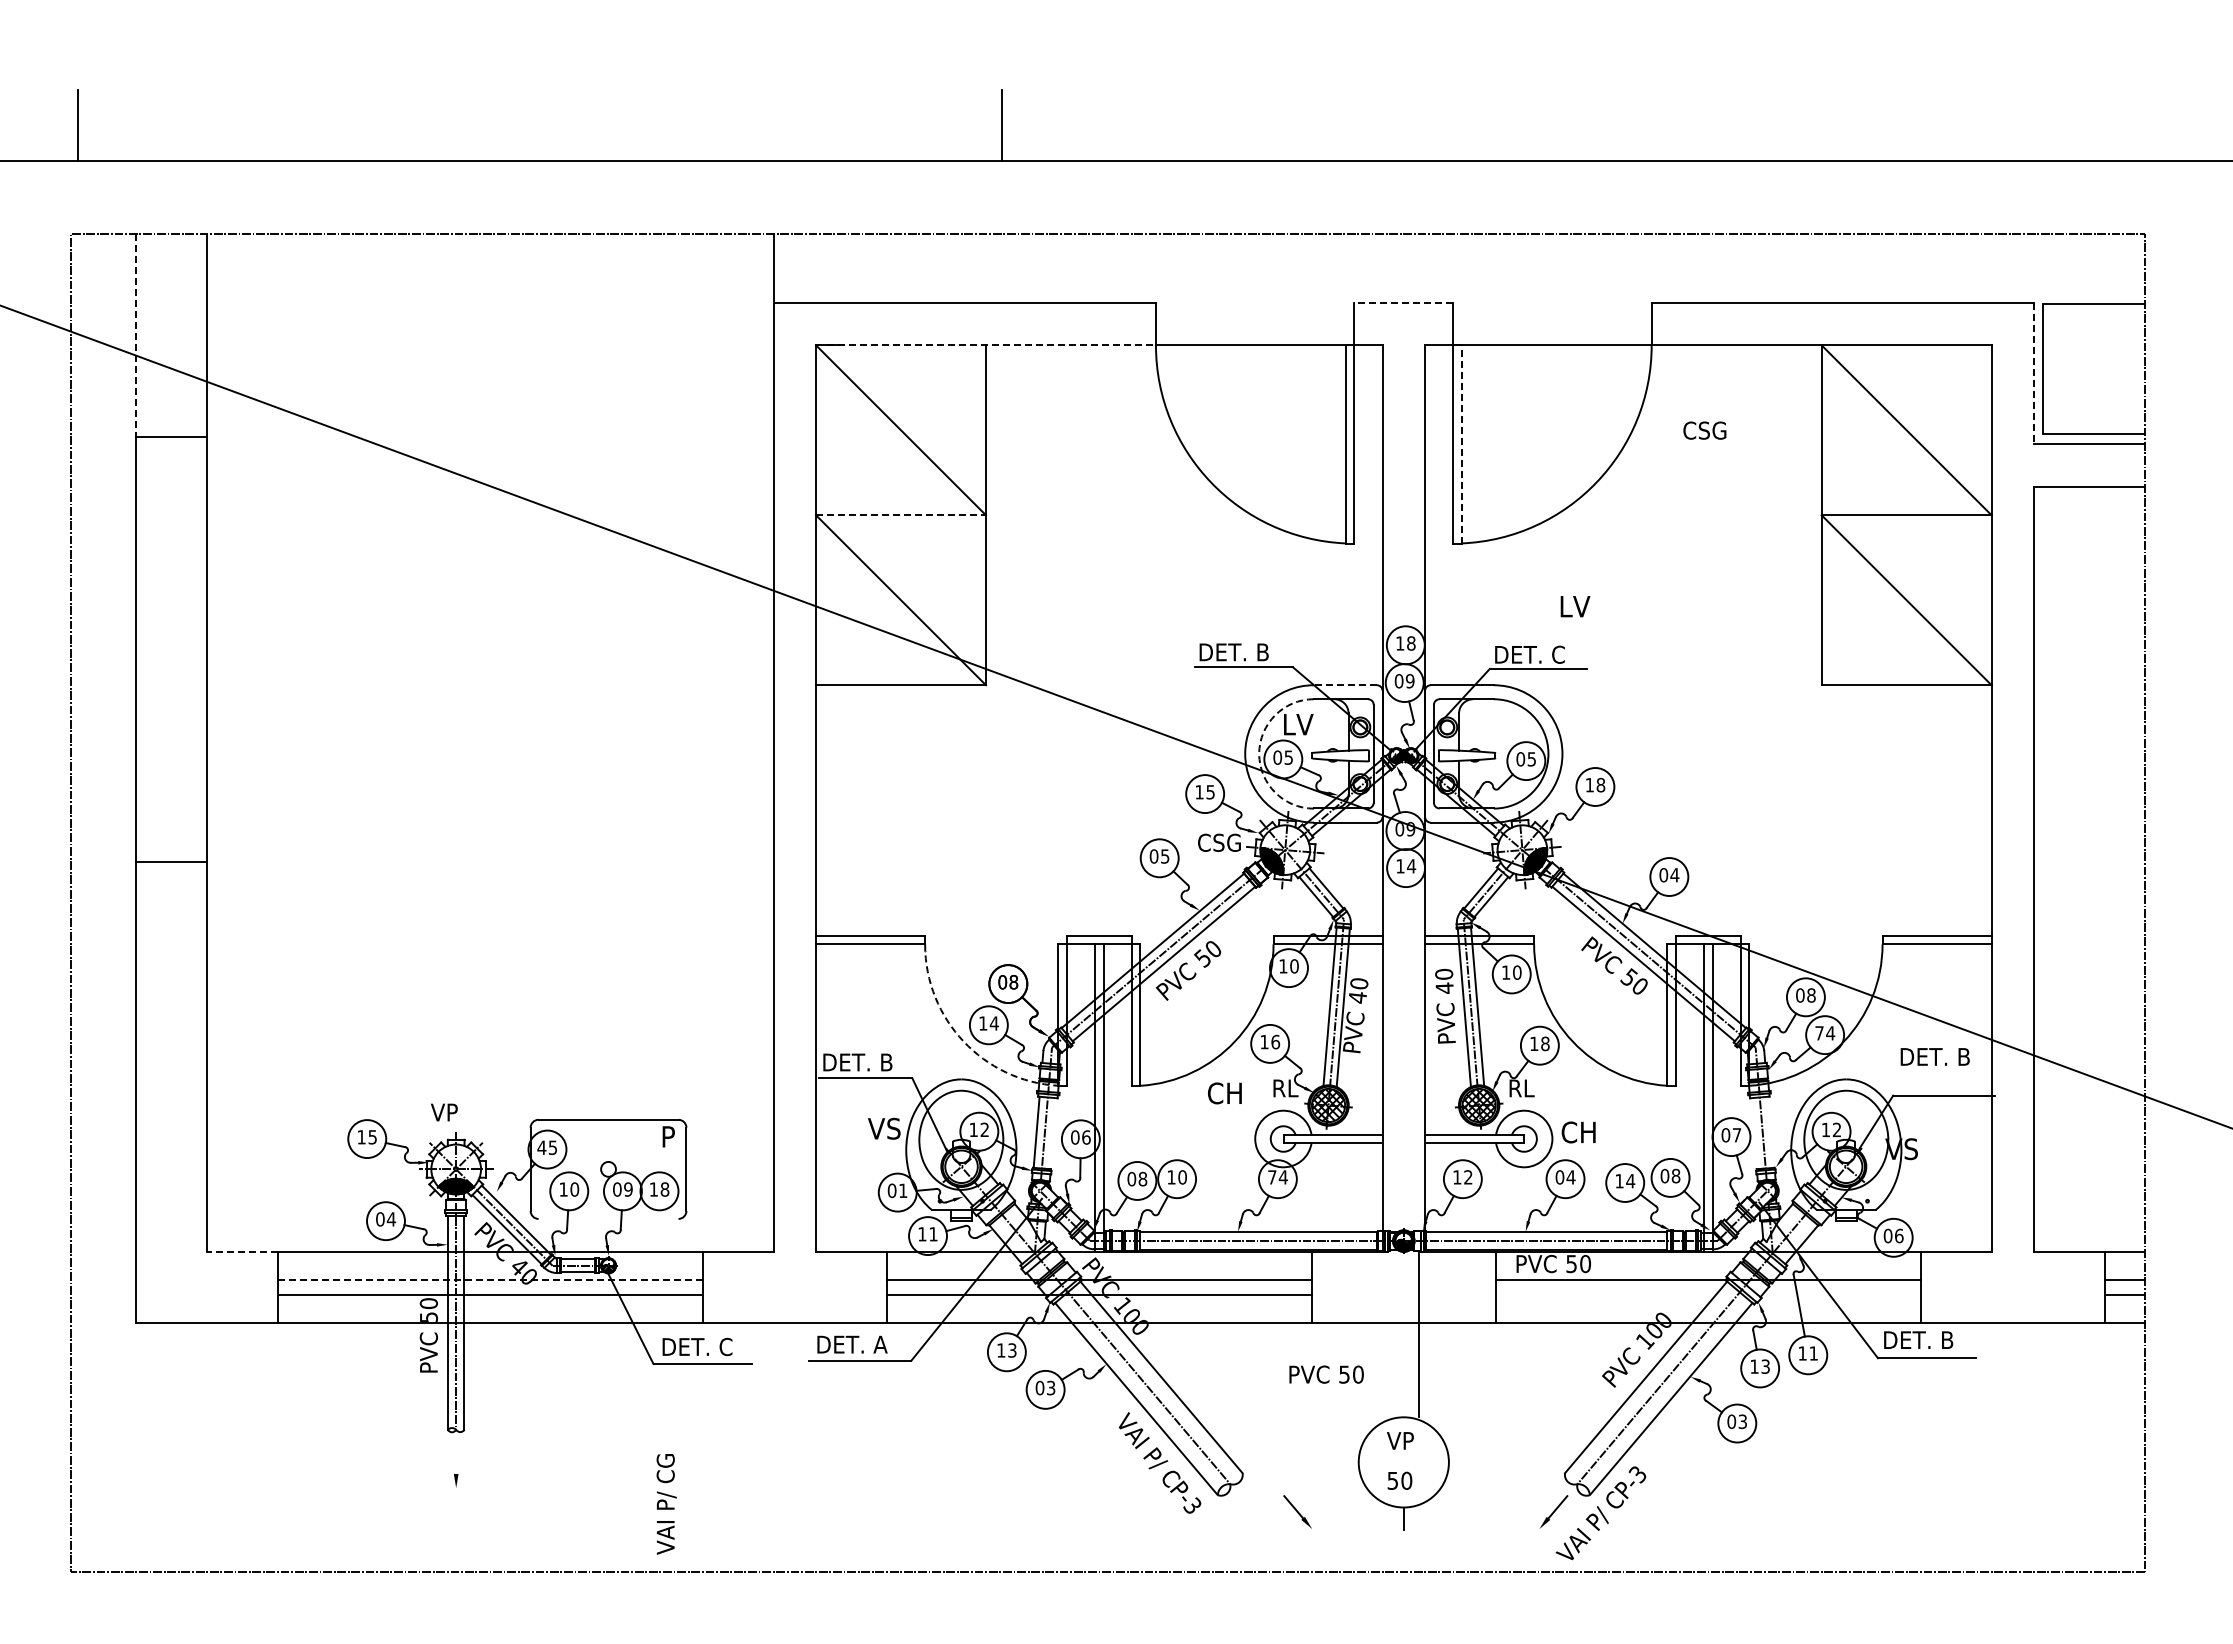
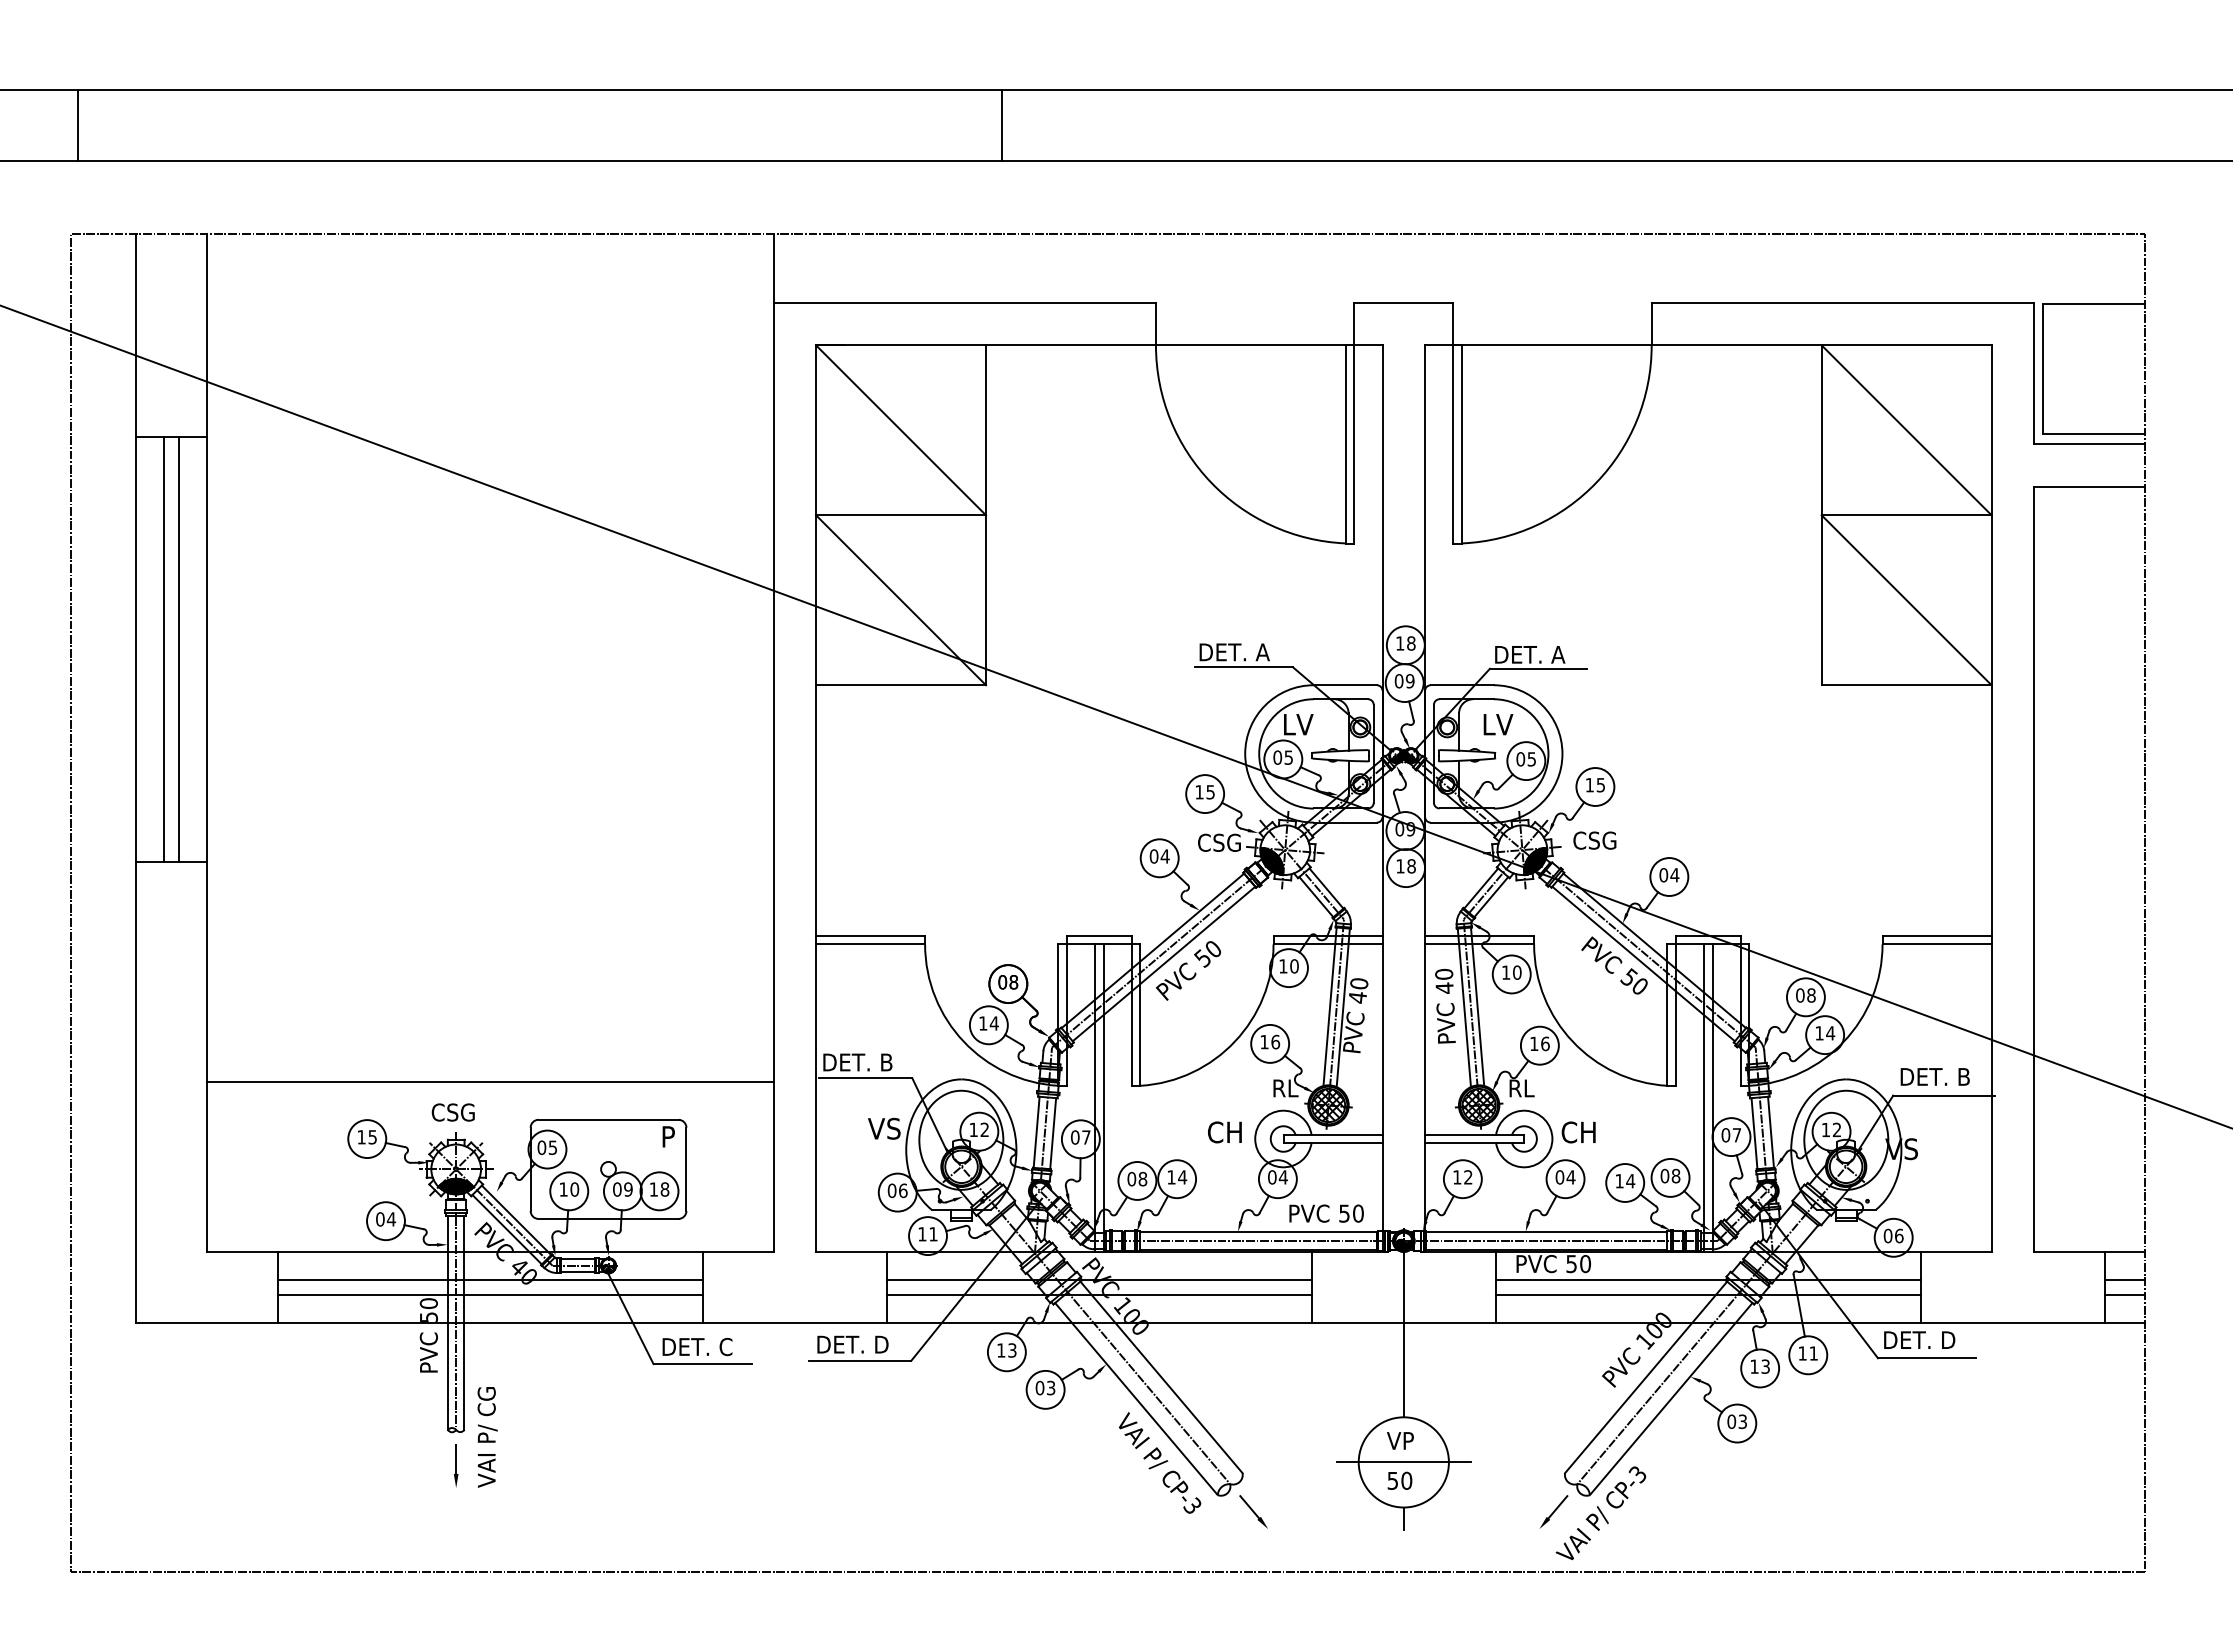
line: none -> present (1115, 89)
line: dashed -> solid (1403, 302)
line: dashed -> solid (136, 335)
line: dashed -> solid (986, 345)
line: dashed -> solid (2034, 373)
text position: (1704, 430) -> (1594, 840) (1594, 840)
line: dashed -> solid (1461, 443)
line: dashed -> solid (901, 515)
text position: (1575, 606) -> (1498, 724) (1498, 724)
line: none -> present (164, 649)
line: none -> present (178, 649)
text: DET. B -> DET. A (1262, 652)
text: DET. C -> DET. A (1558, 654)
line: dashed -> solid (1345, 685)
arc: dashed -> solid (1259, 753)
text: 18 -> 15 (1600, 785)
text: 05 -> 04 (1164, 856)
text: 14 -> 18 (1411, 866)
text: 74 -> 14 (1819, 1033)
arc: dashed -> solid (963, 1041)
text: 18 -> 16 (1545, 1043)
text position: (1934, 1056) -> (1934, 1076) (1934, 1076)
line: none -> present (490, 1081)
text position: (1224, 1093) -> (1224, 1132) (1224, 1132)
text: VP -> CSG (452, 1112)
line: none -> present (1770, 1131)
line: none -> present (1053, 1133)
line: none -> present (1754, 1133)
text: 06 -> 07 (1086, 1137)
text: 45 -> 05 (541, 1147)
text: 10 -> 14 (1182, 1177)
text: 74 -> 04 (1272, 1177)
text: 01 -> 06 (903, 1190)
line: none -> present (608, 1218)
line: dashed -> solid (241, 1251)
line: dashed -> solid (490, 1279)
line: none -> present (1707, 1294)
line position: (1418, 1334) -> (1403, 1334) (1403, 1334)
text: DET. B -> DET. D (1949, 1339)
text: DET. A -> DET. D (880, 1344)
text position: (1326, 1374) -> (1326, 1213) (1326, 1213)
line: none -> present (456, 1458)
line: none -> present (1403, 1462)
text position: (666, 1504) -> (487, 1437) (487, 1437)
part position: (1297, 1511) -> (1253, 1511) (1253, 1511)
